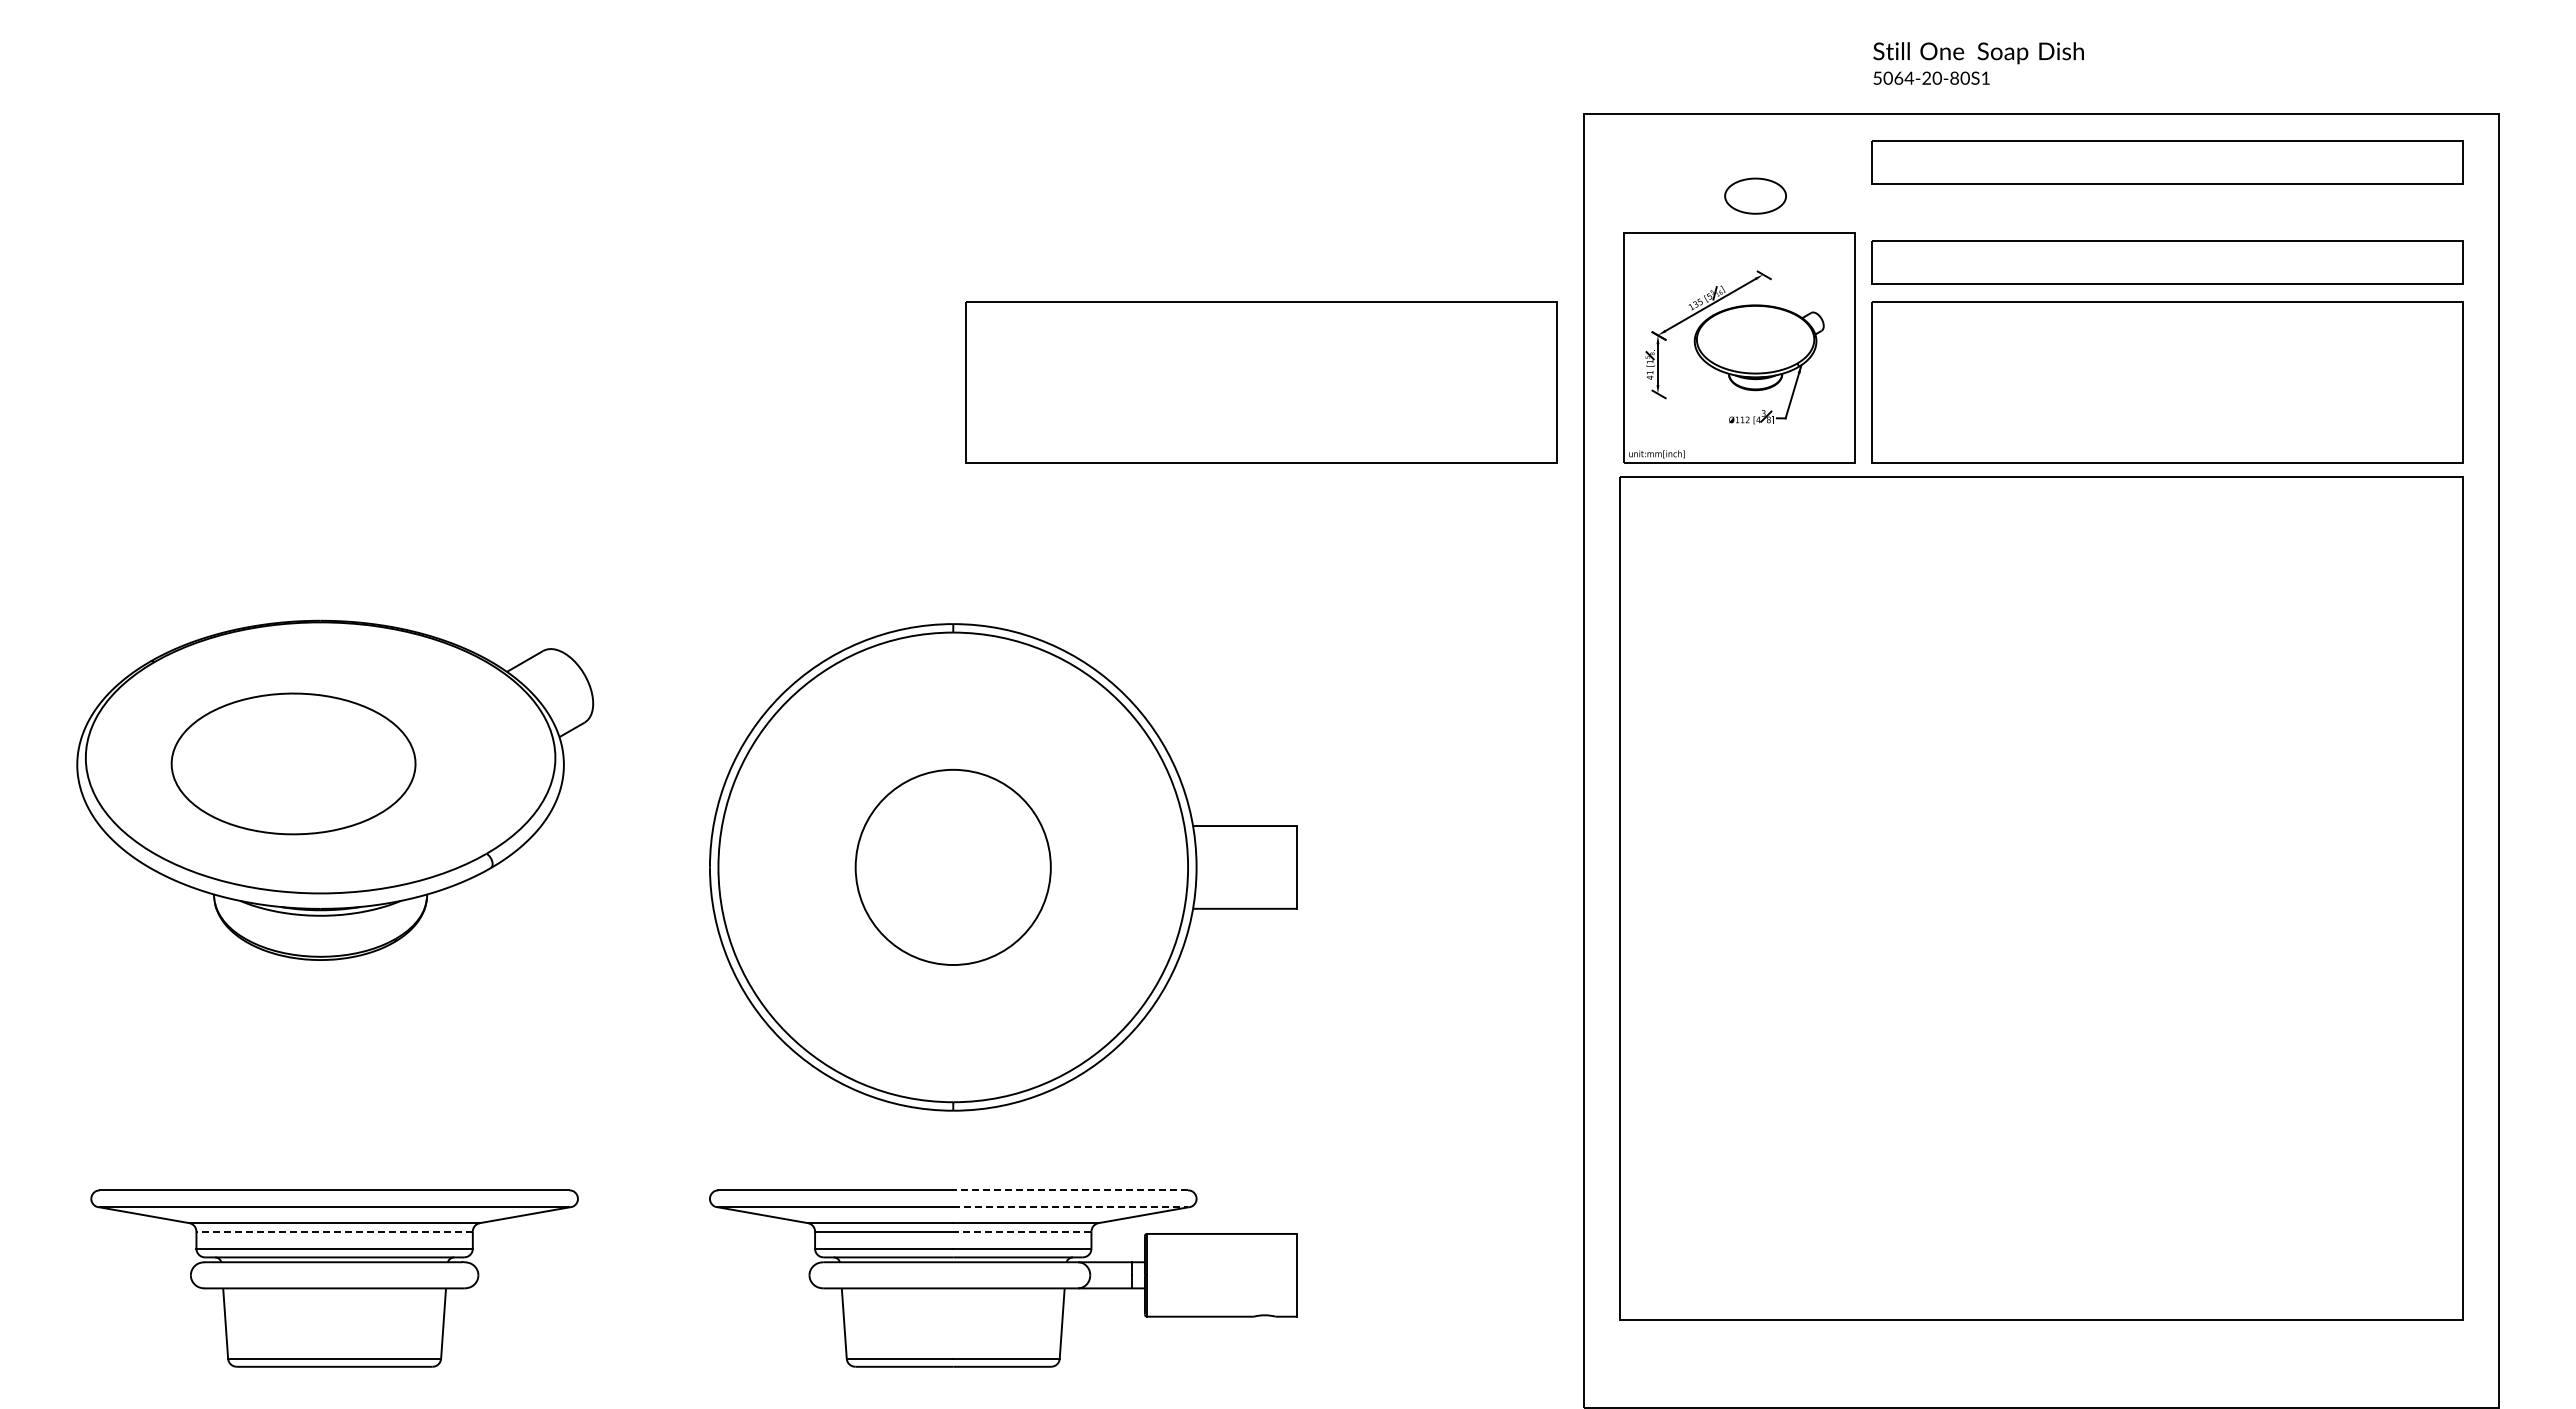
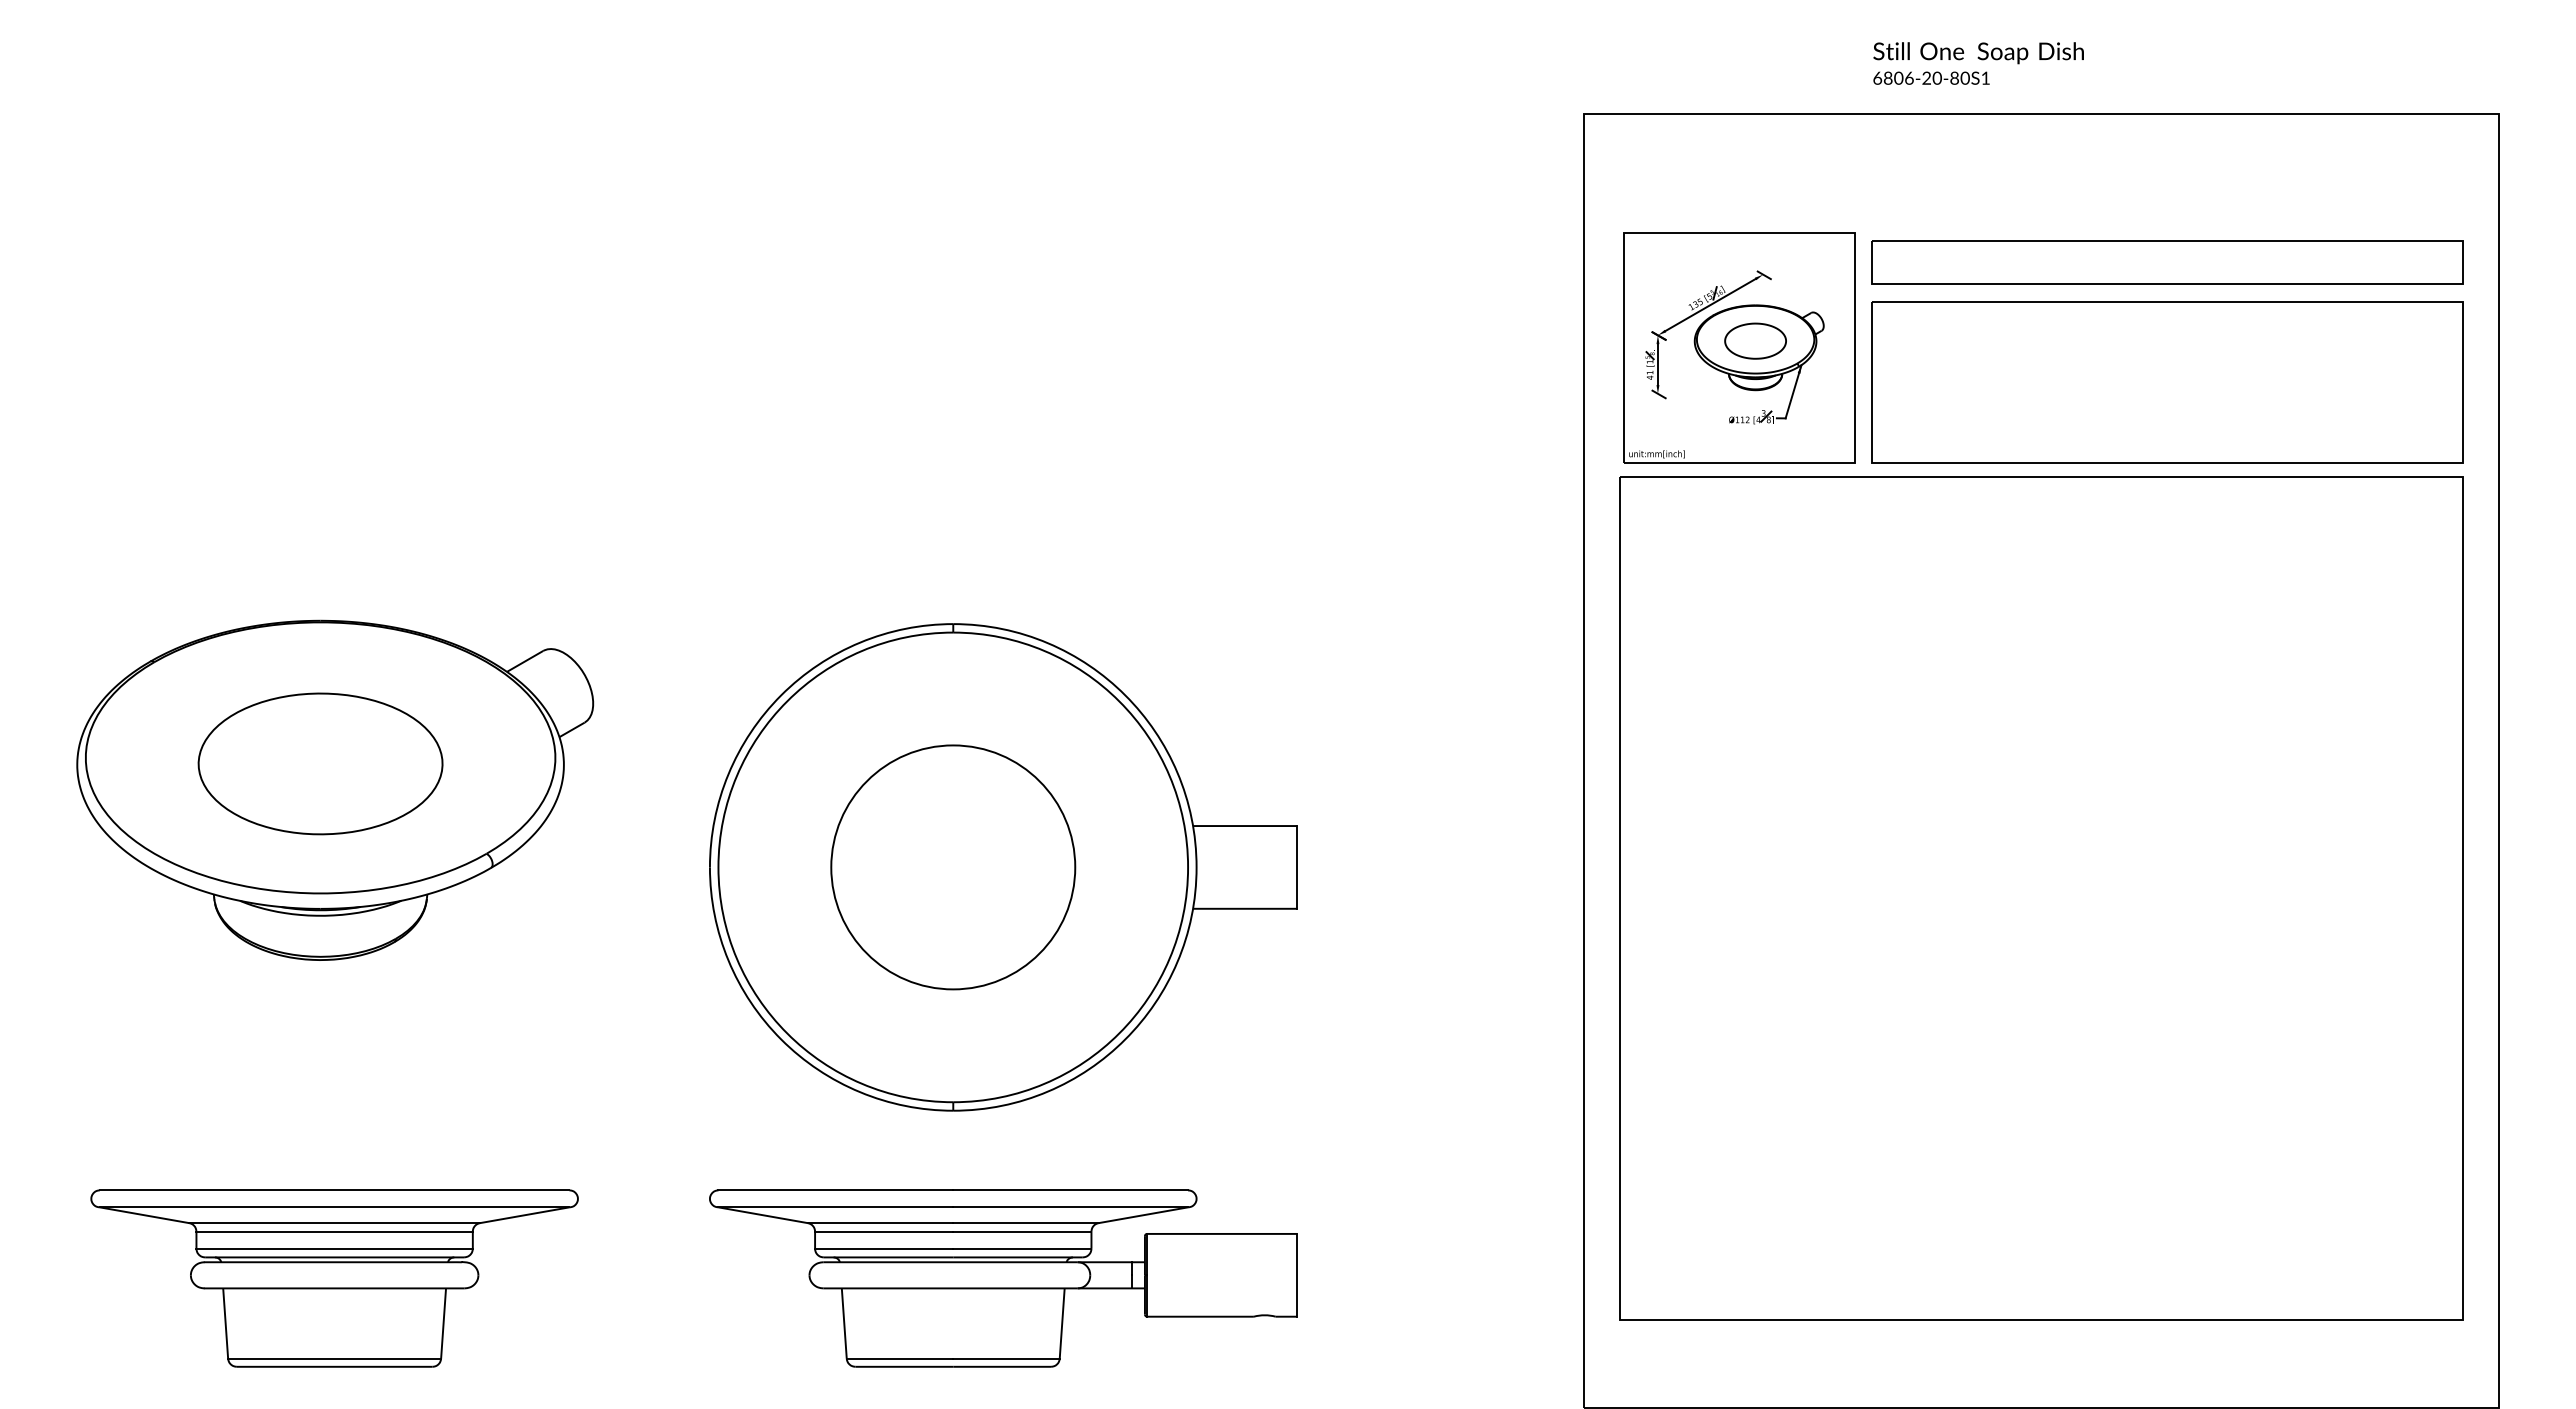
text: 5064-20-80S1 -> 6806-20-80S1 (1893, 77)
part: present -> none (2167, 162)
part position: (1755, 195) -> (1755, 340) (1755, 340)
part: present -> none (1261, 382)
part position: (293, 763) -> (320, 763) (320, 763)
circle diameter: 195 px -> 244 px (953, 867)
line: dashed -> solid (1070, 1190)
line: dashed -> solid (1071, 1207)
line: dashed -> solid (334, 1231)
line: dashed -> solid (1021, 1231)
